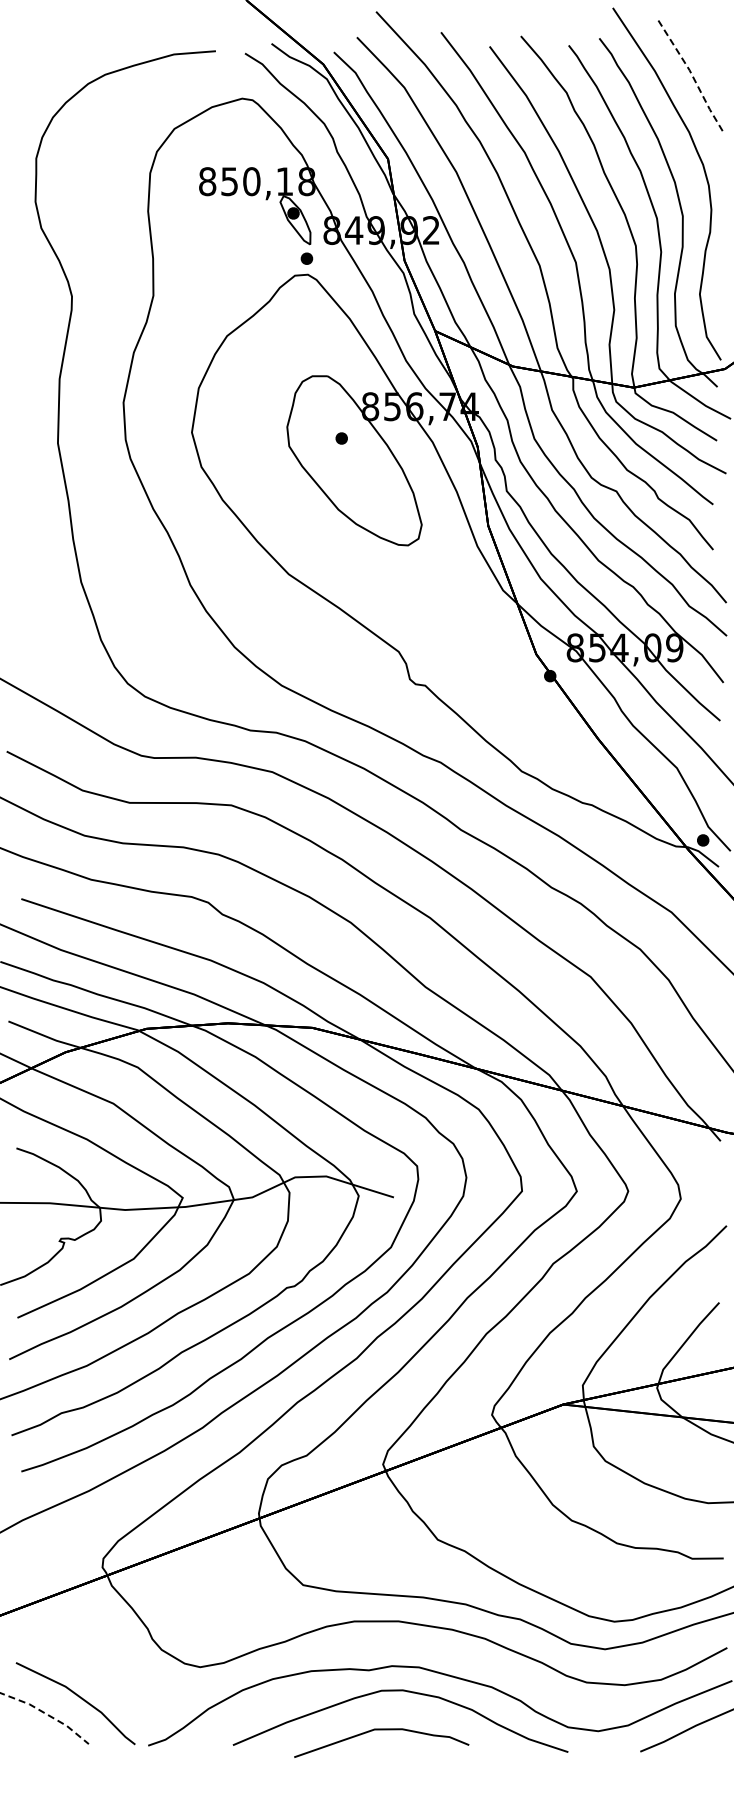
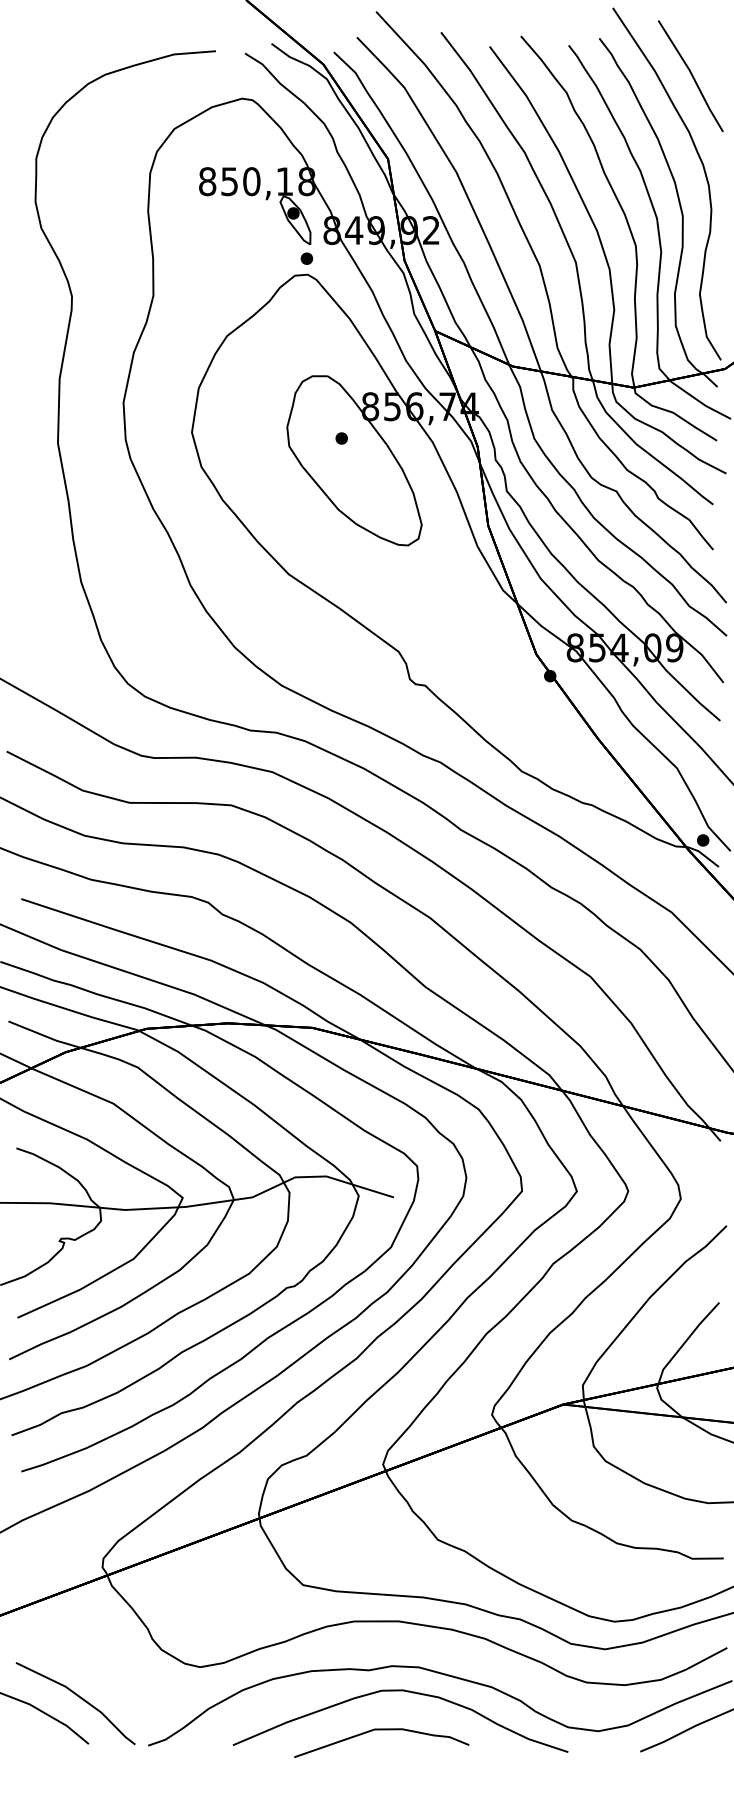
line: dashed -> solid (692, 76)
line: dashed -> solid (47, 1714)
